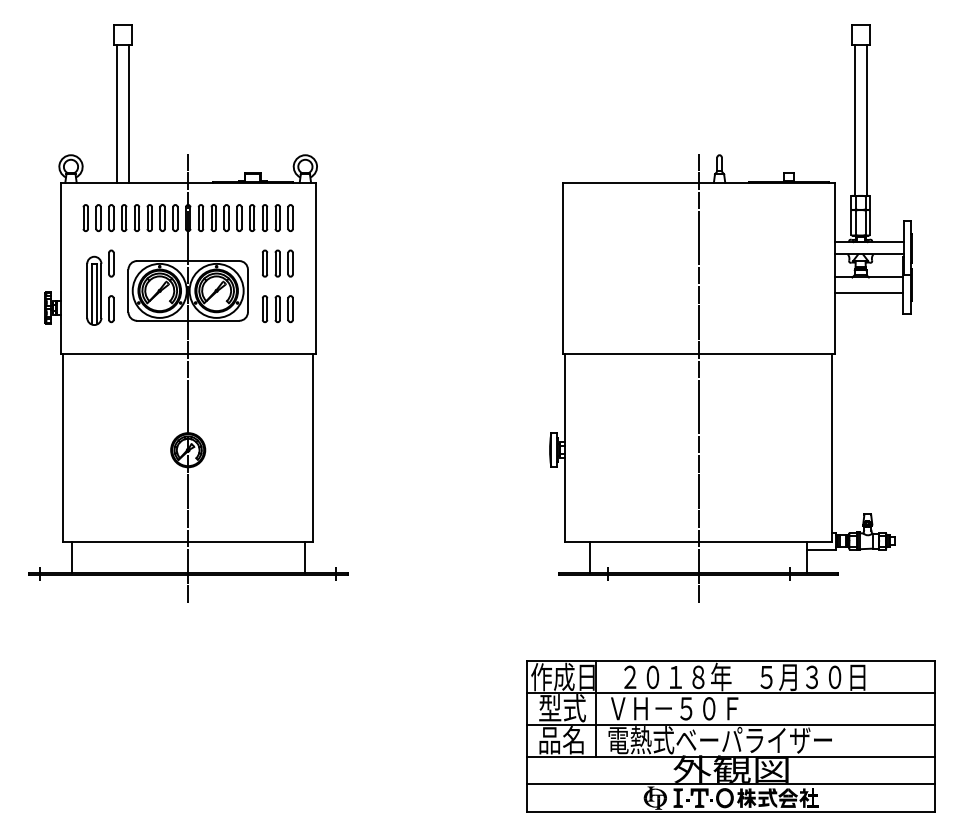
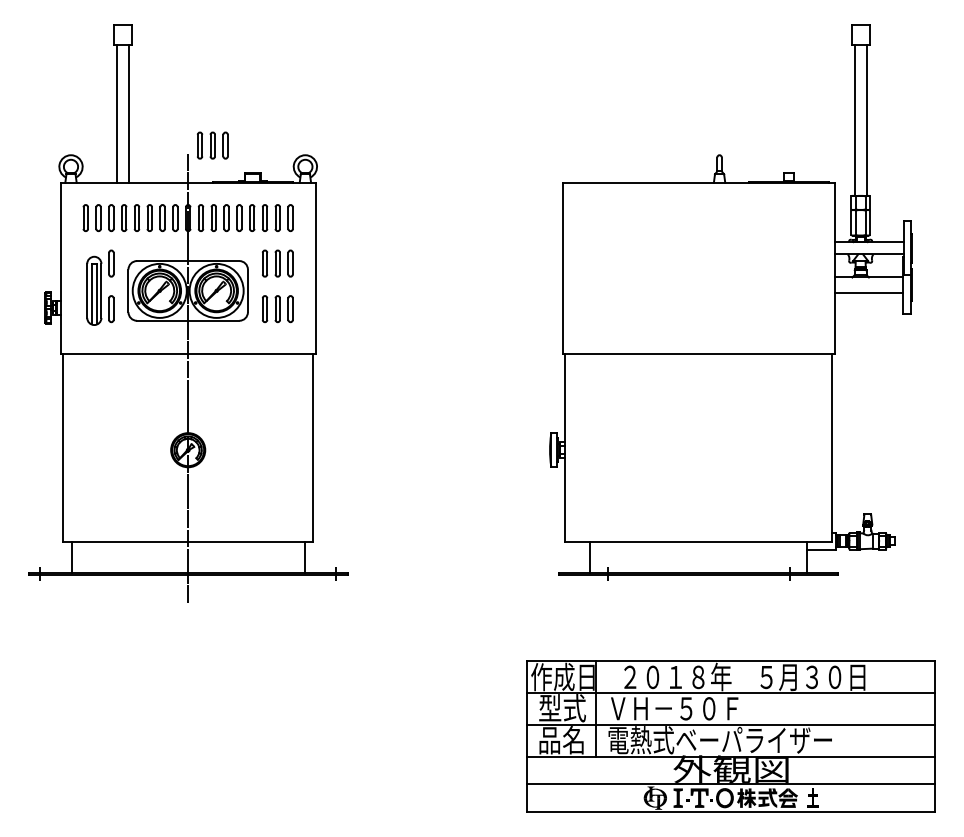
part: none -> present (212, 145)
line: present -> none (698, 378)
fill: present -> none (804, 797)
